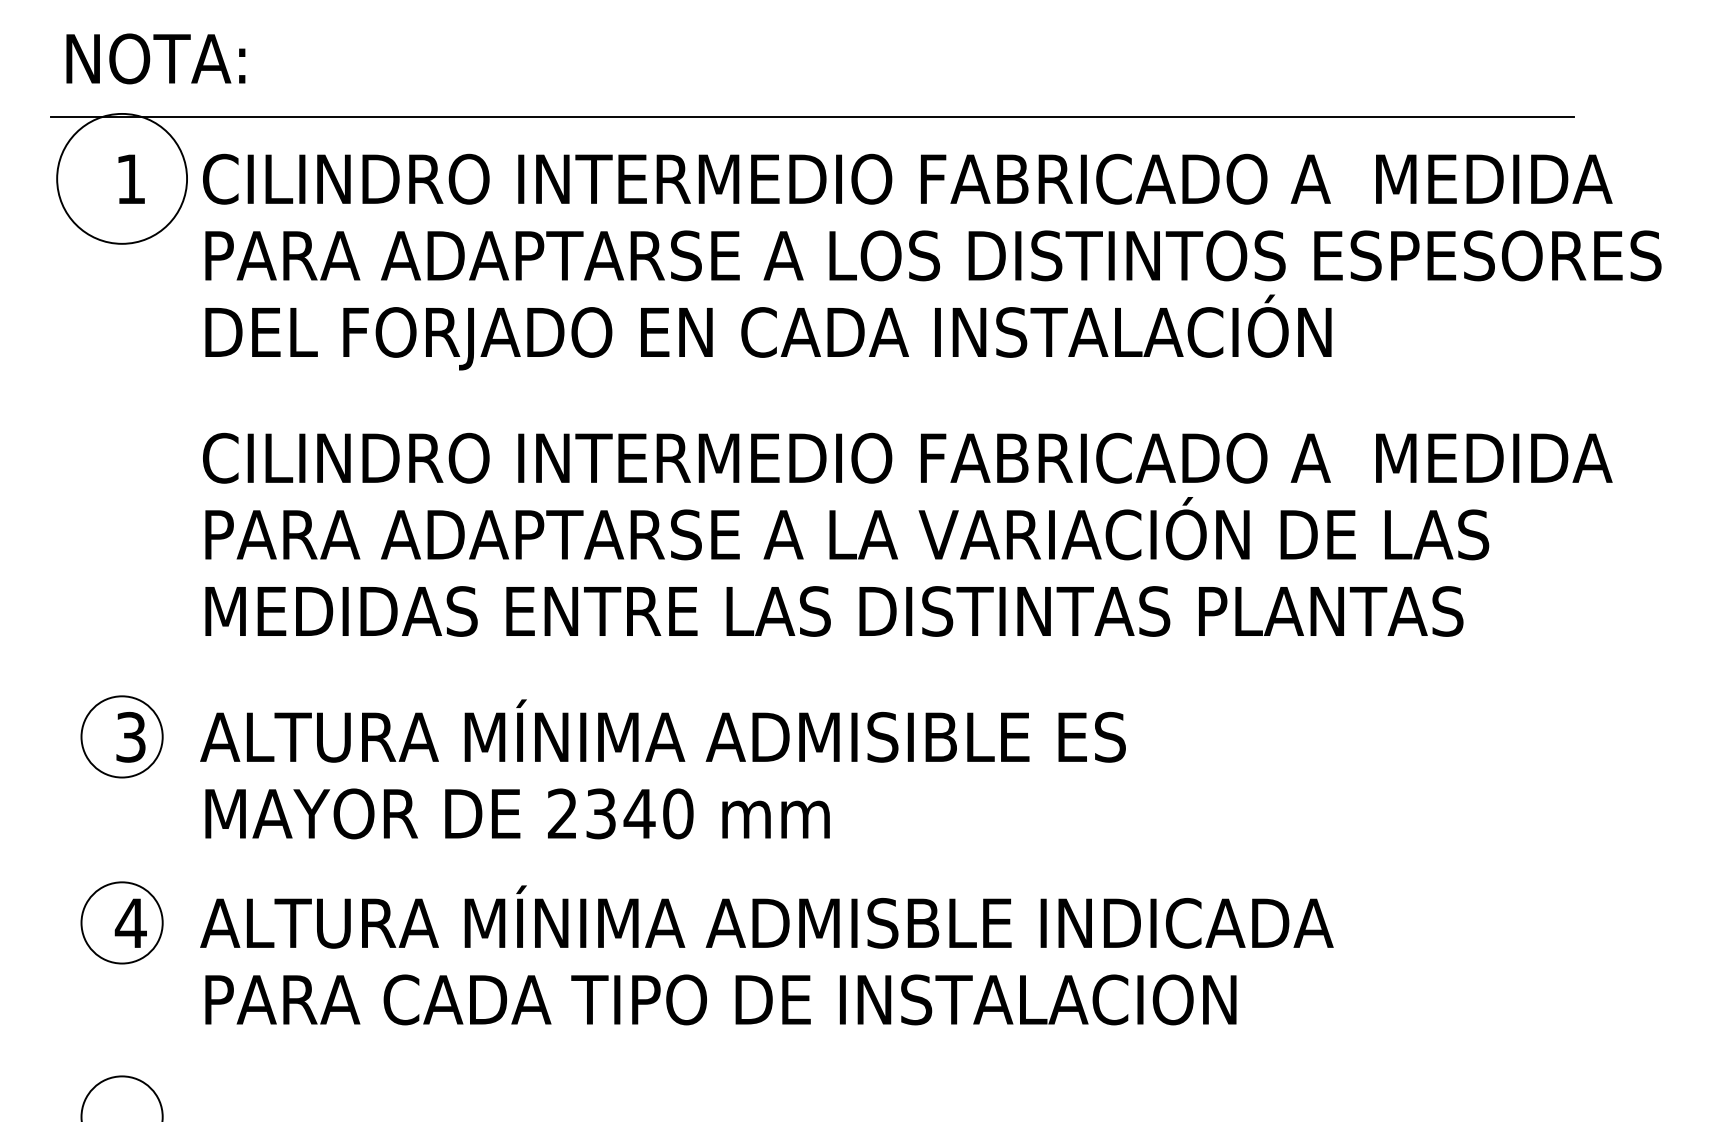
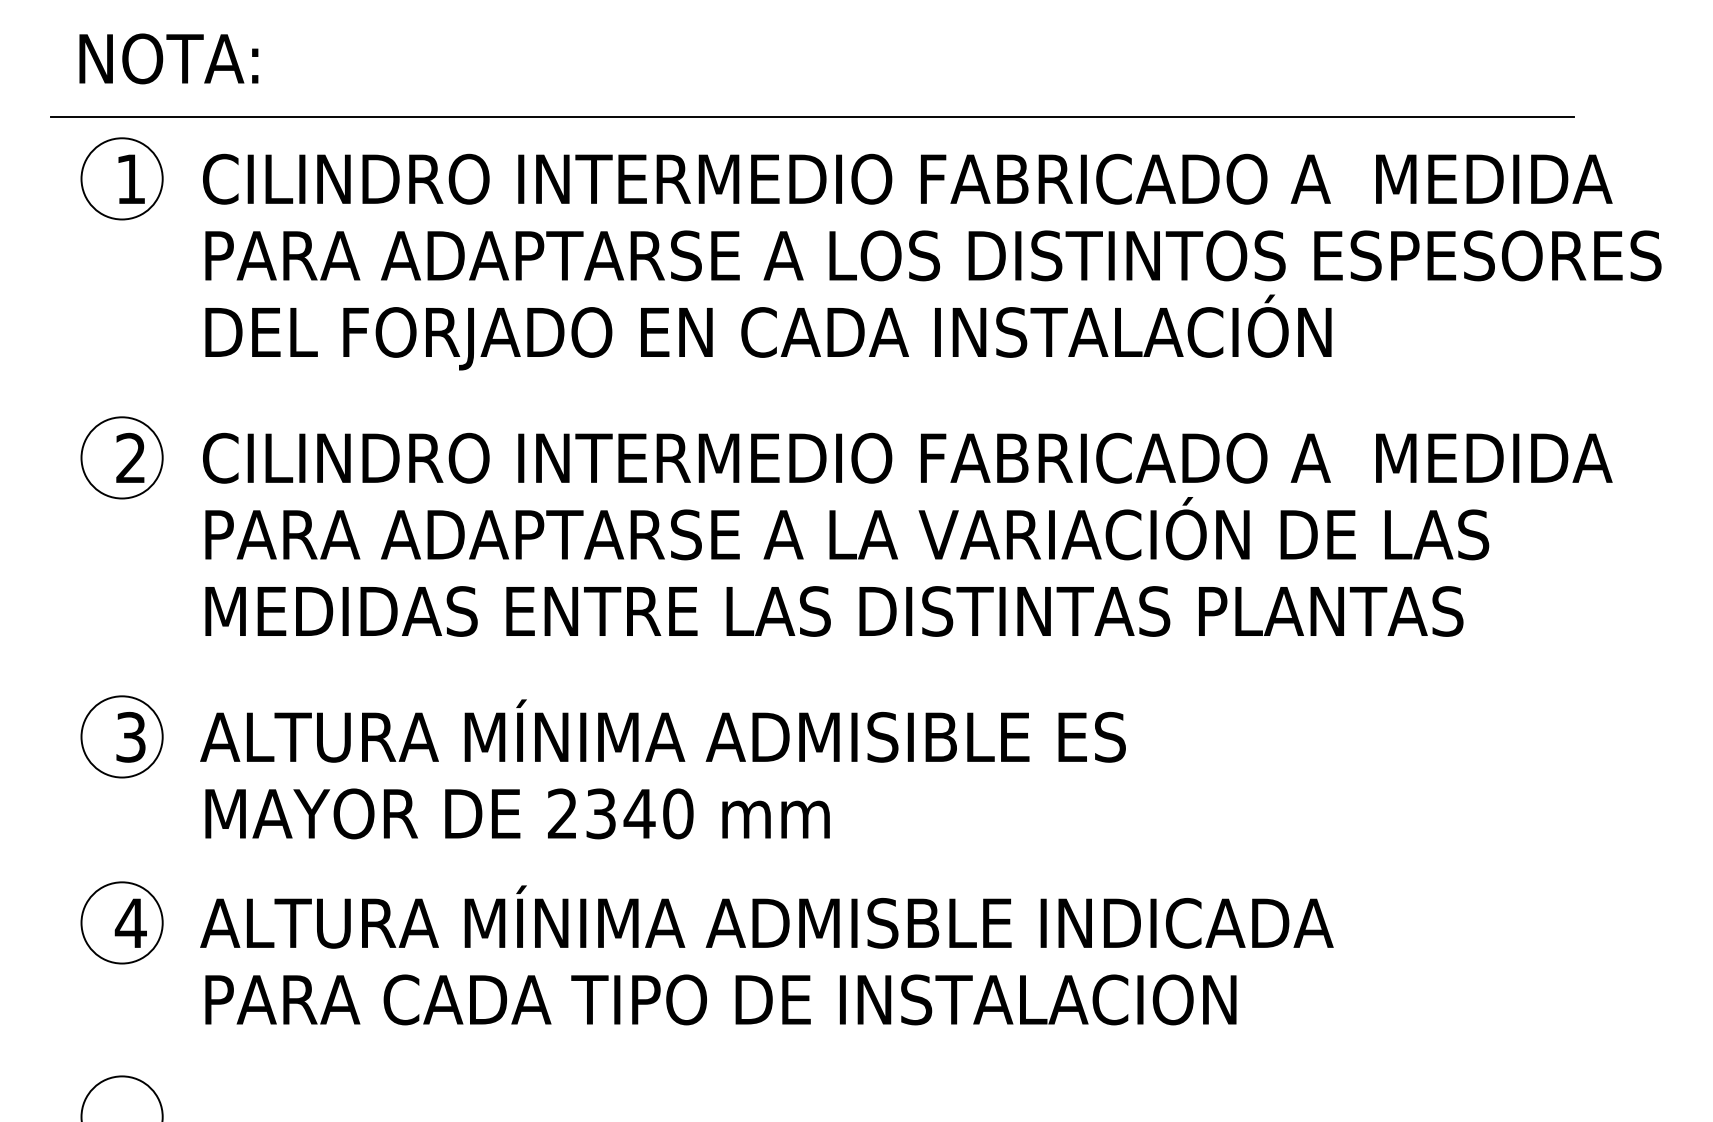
text position: (155, 58) -> (168, 58) (168, 58)
circle diameter: 130 px -> 81 px (121, 178)
part: none -> present (121, 457)
